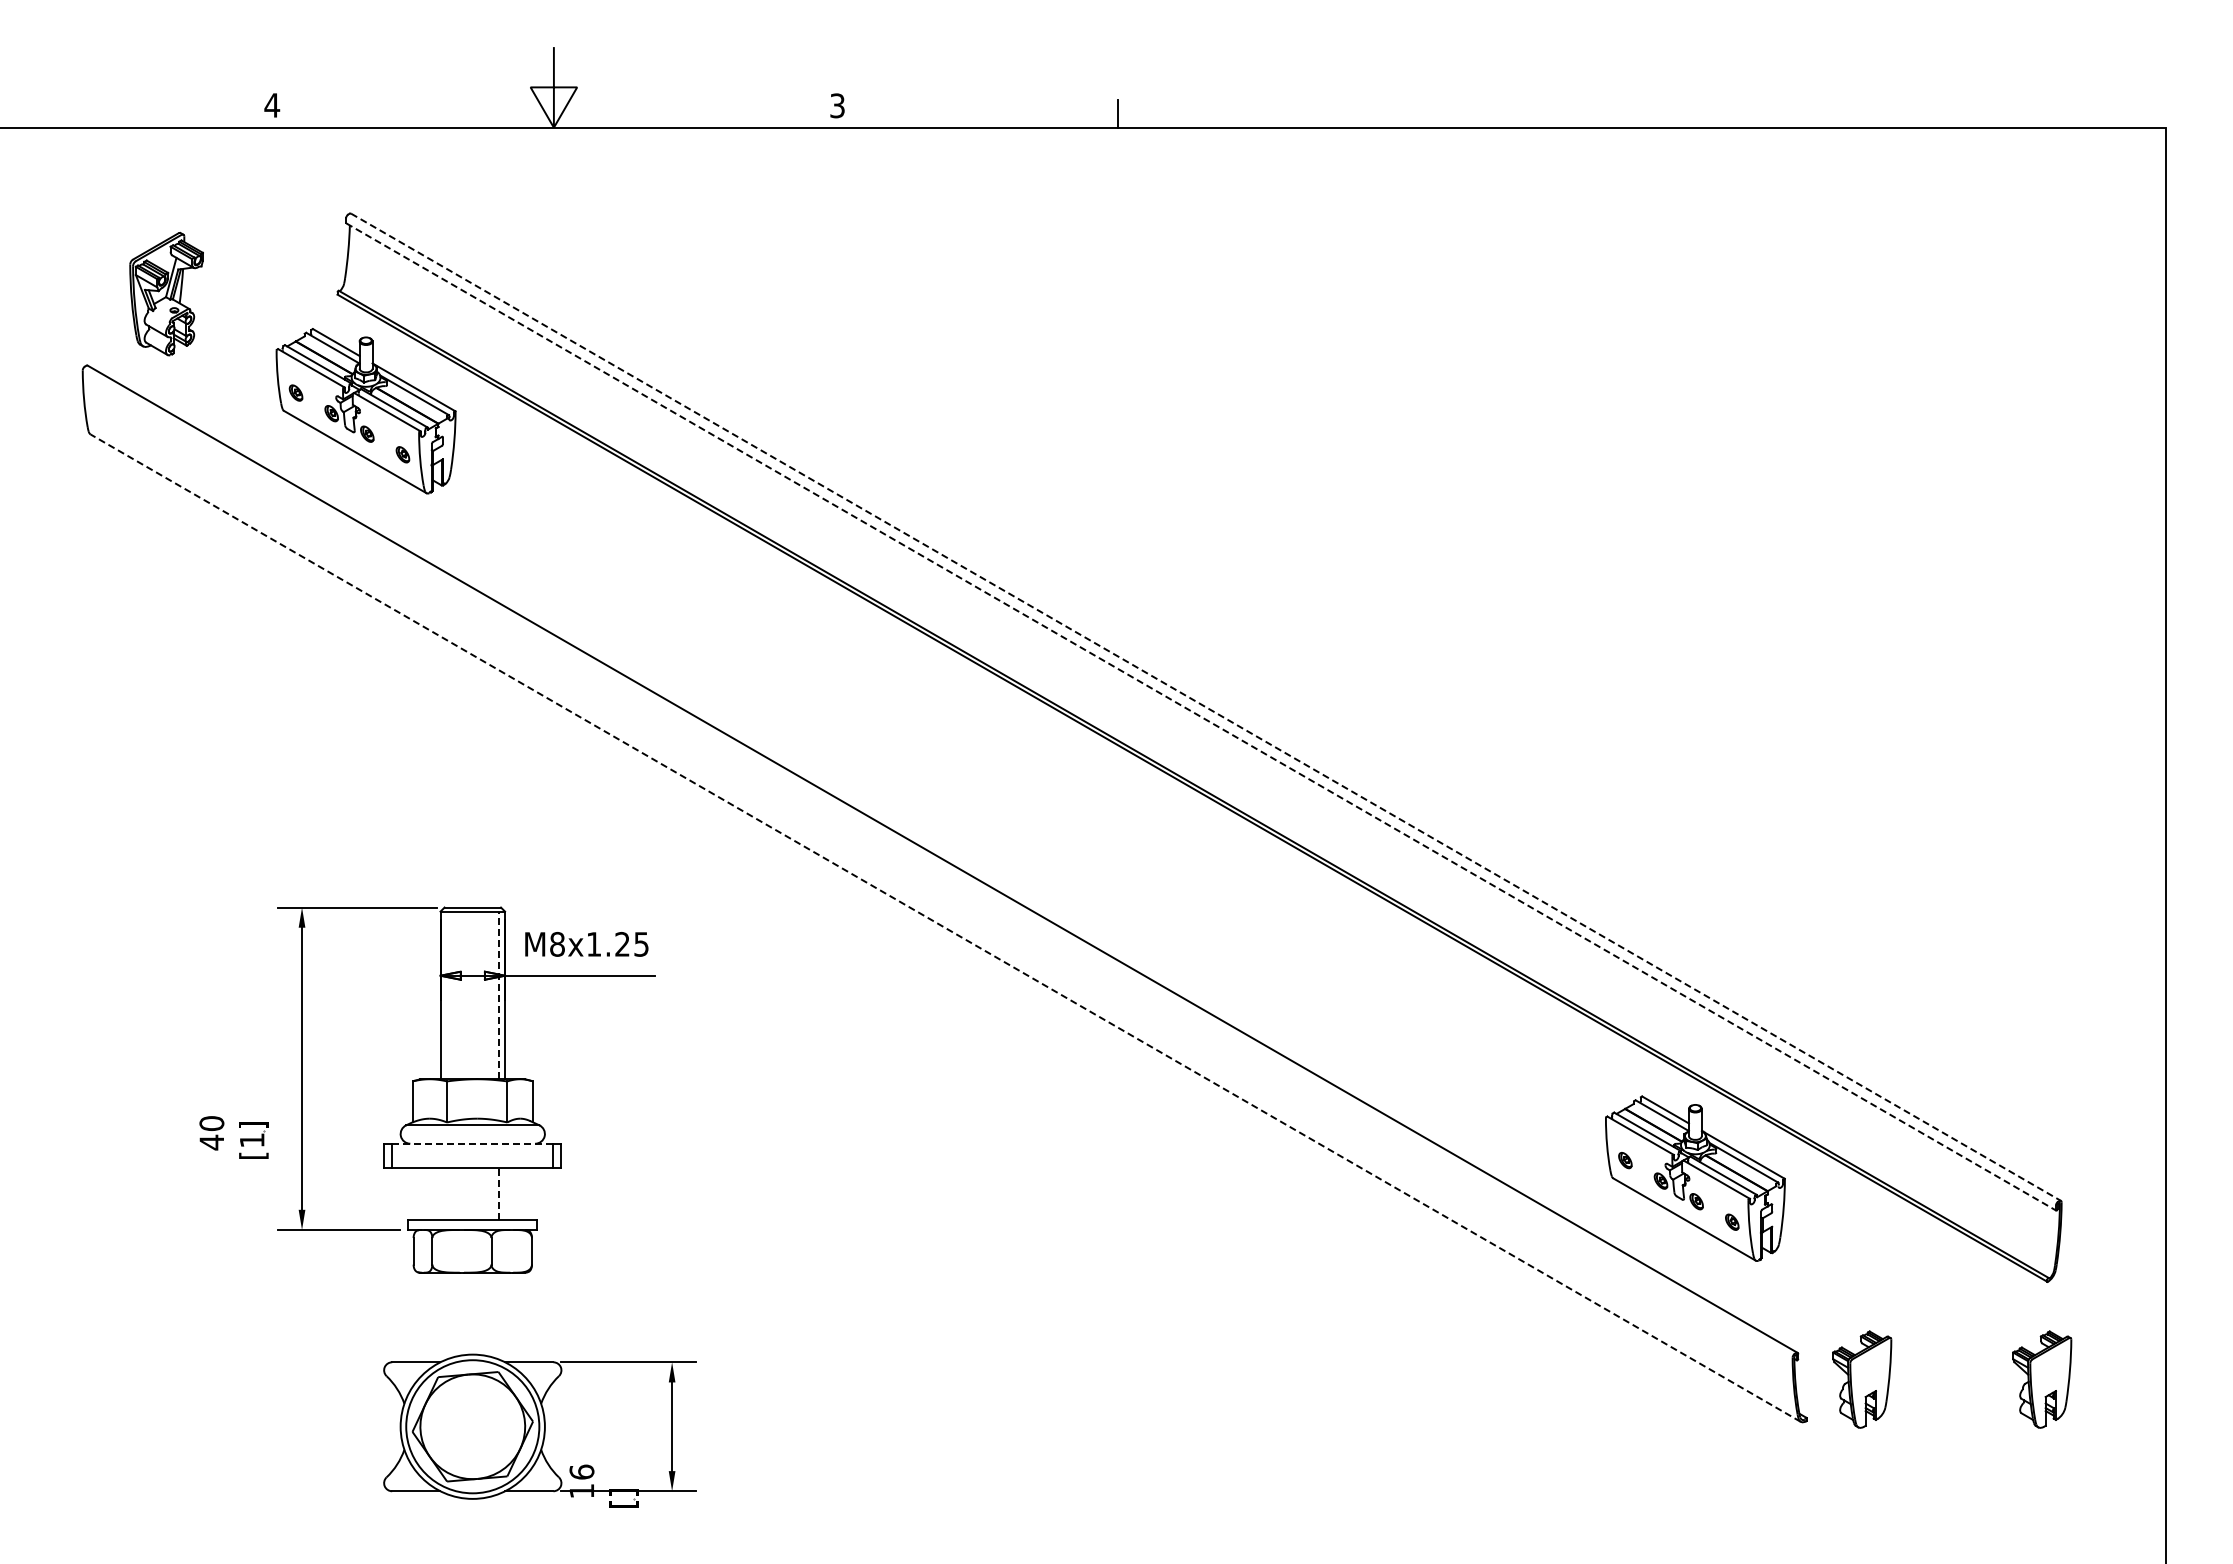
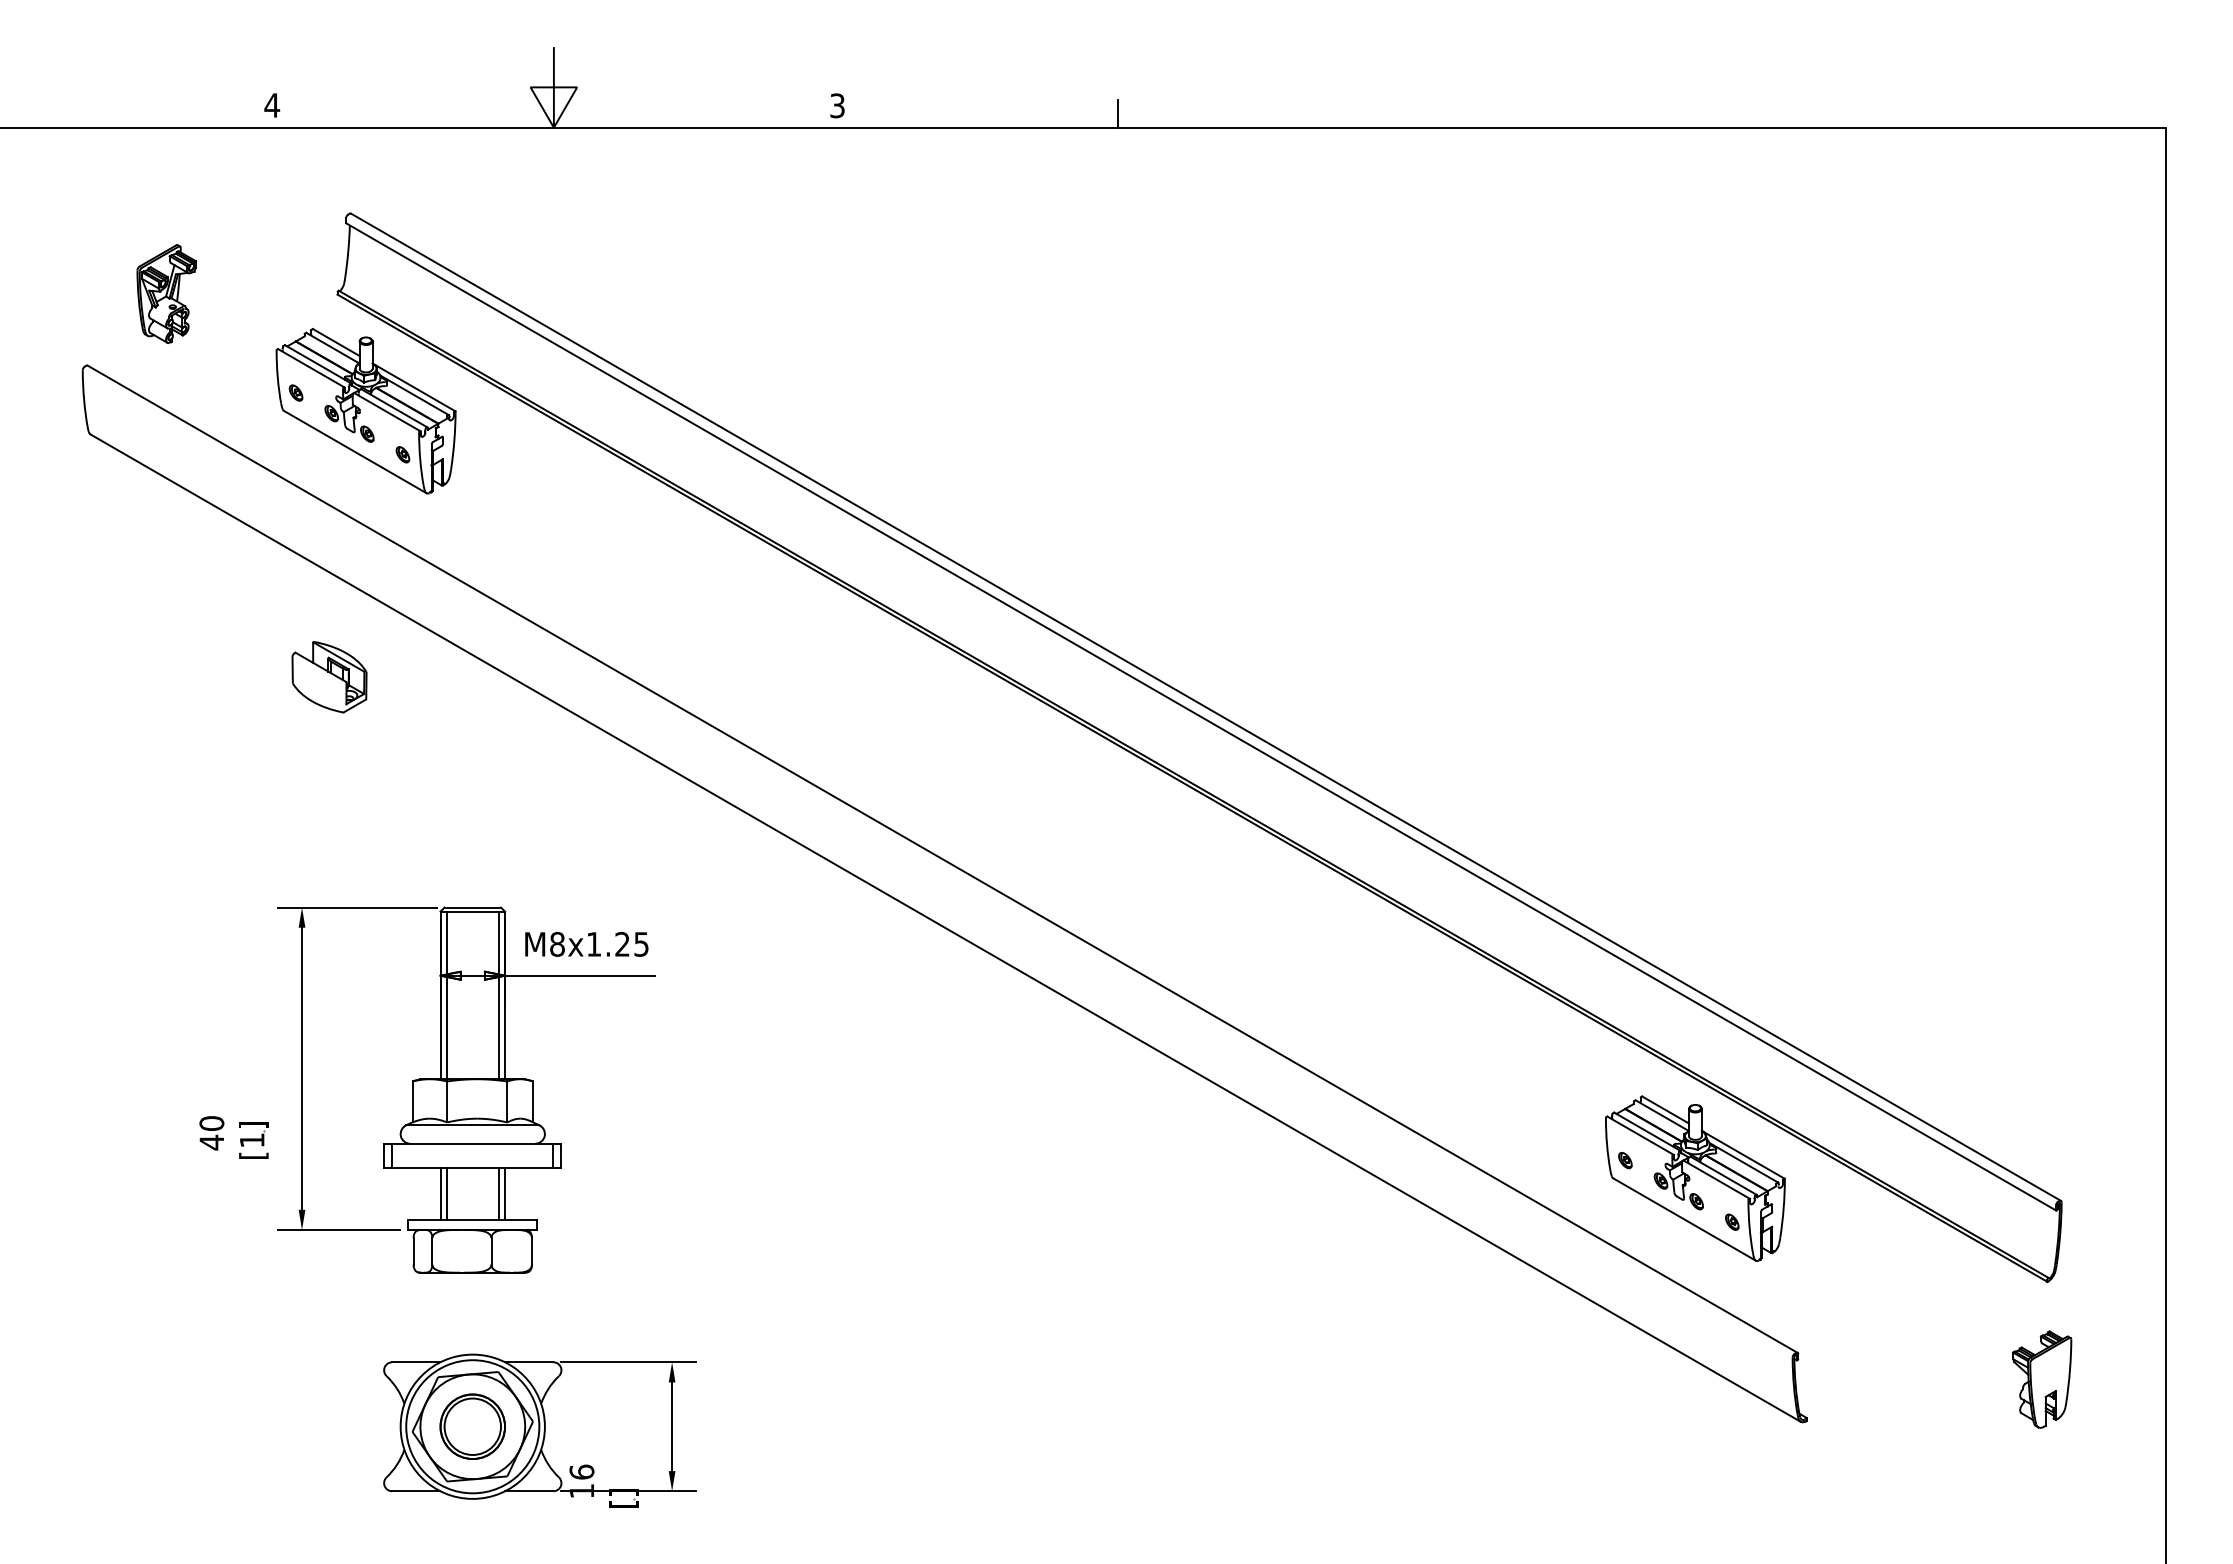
part size: 75x125 px -> 61x100 px (166, 293)
part: none -> present (329, 677)
line: dashed -> solid (1206, 707)
line: dashed -> solid (1201, 717)
line: dashed -> solid (945, 927)
line: none -> present (446, 995)
line: dashed -> solid (499, 995)
line: dashed -> solid (472, 1143)
line: none -> present (440, 1193)
line: none -> present (446, 1193)
line: dashed -> solid (499, 1193)
line: none -> present (505, 1193)
part: present -> none (1862, 1379)
part: none -> present (472, 1426)
